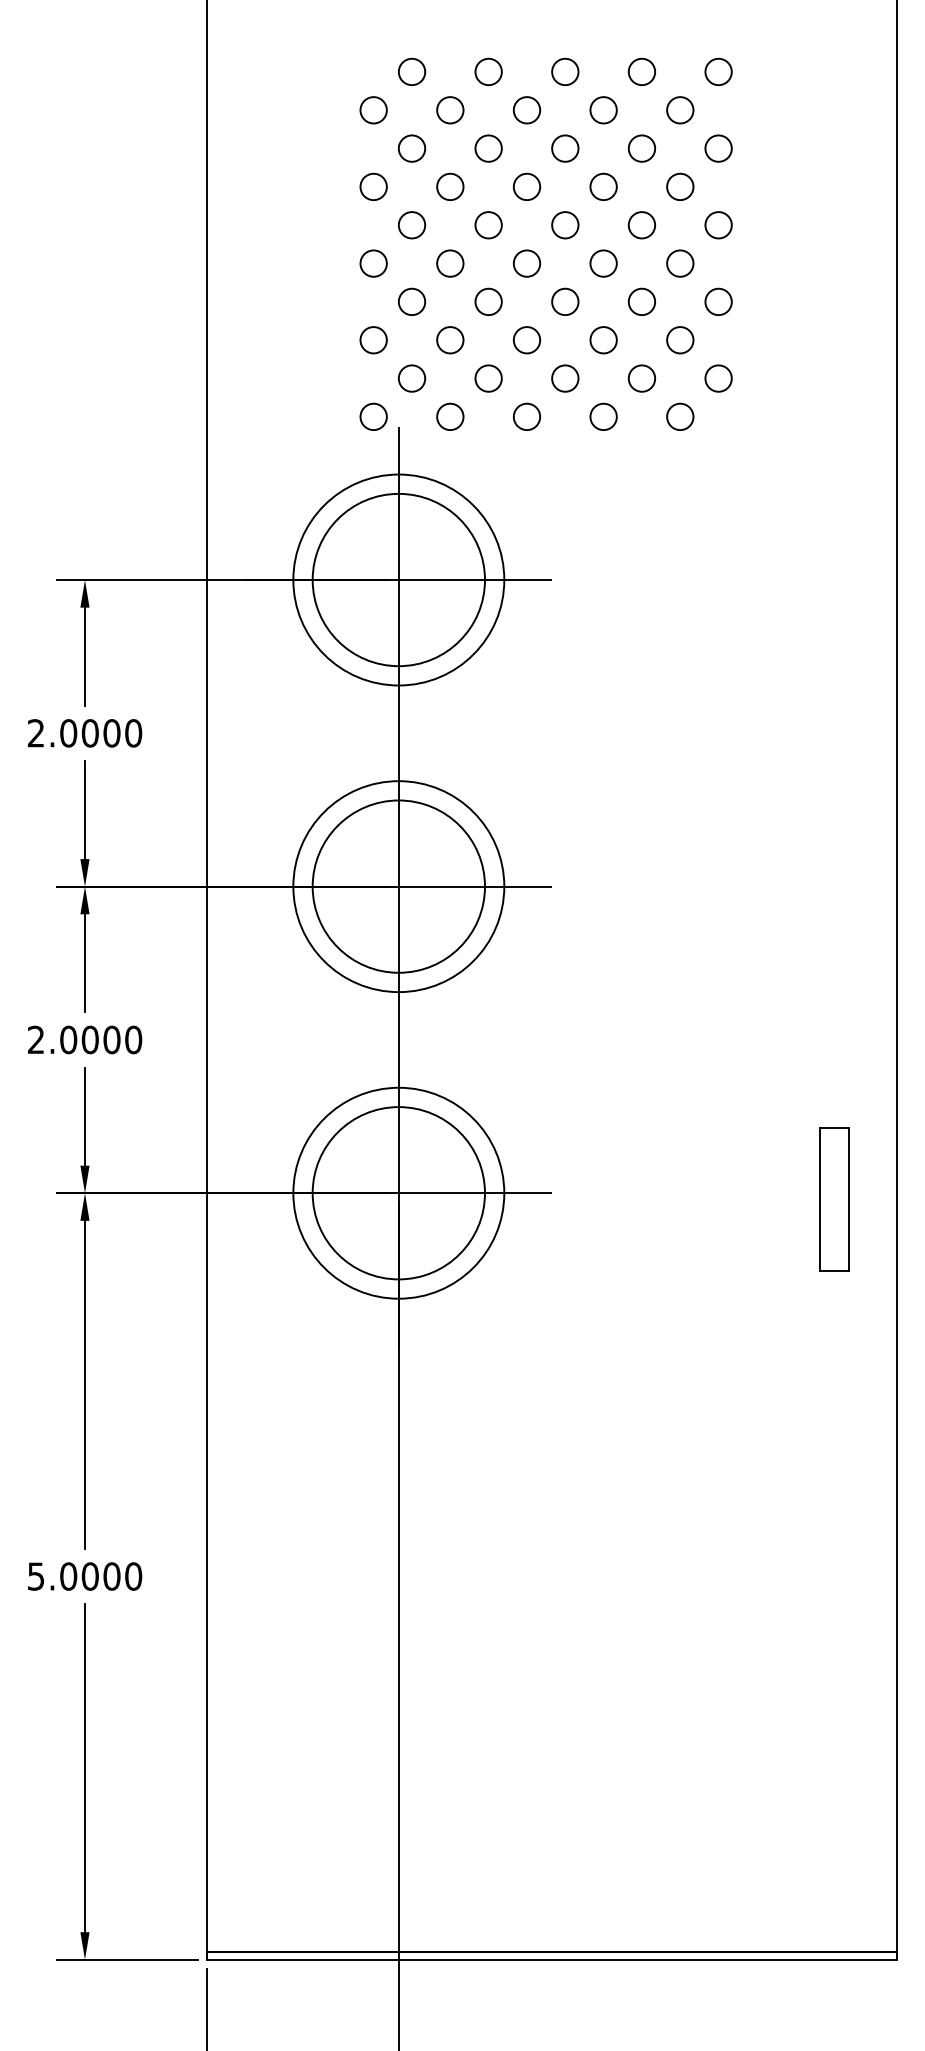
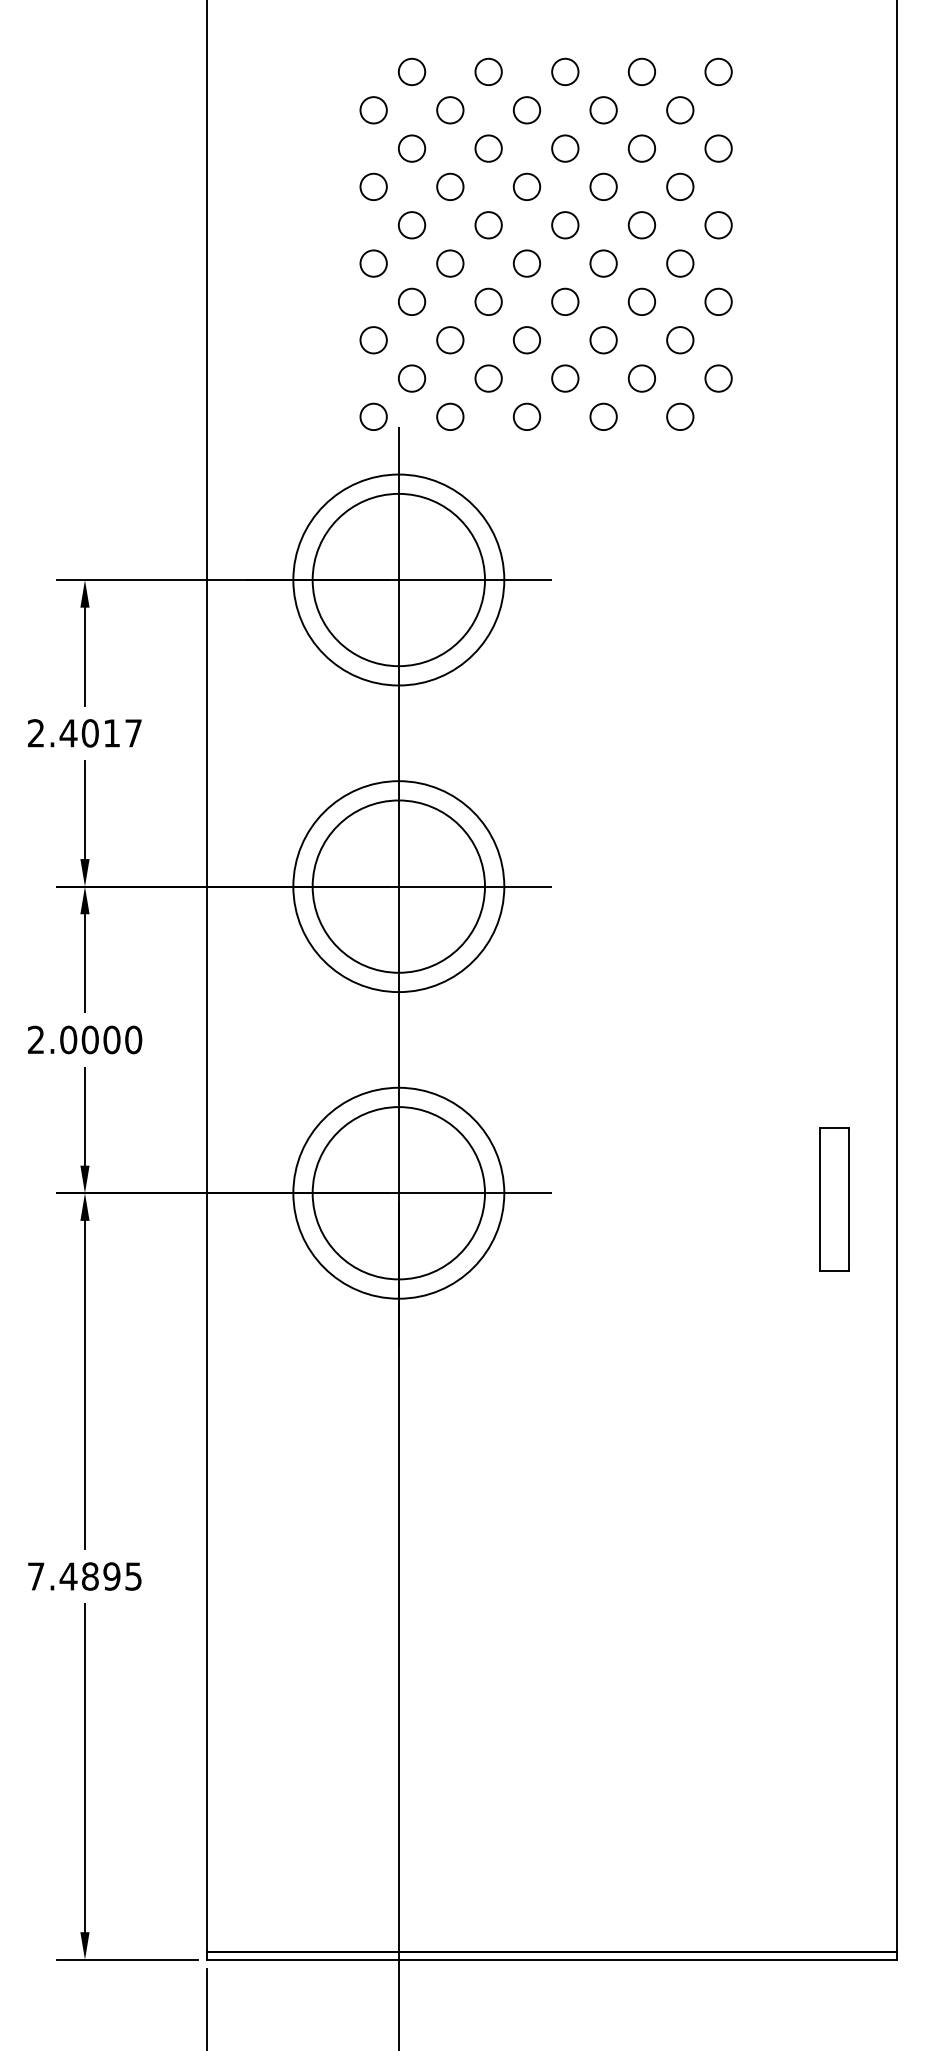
text: 2.0000 -> 2.4017 (100, 733)
text: 5.0000 -> 7.4895 (85, 1576)
